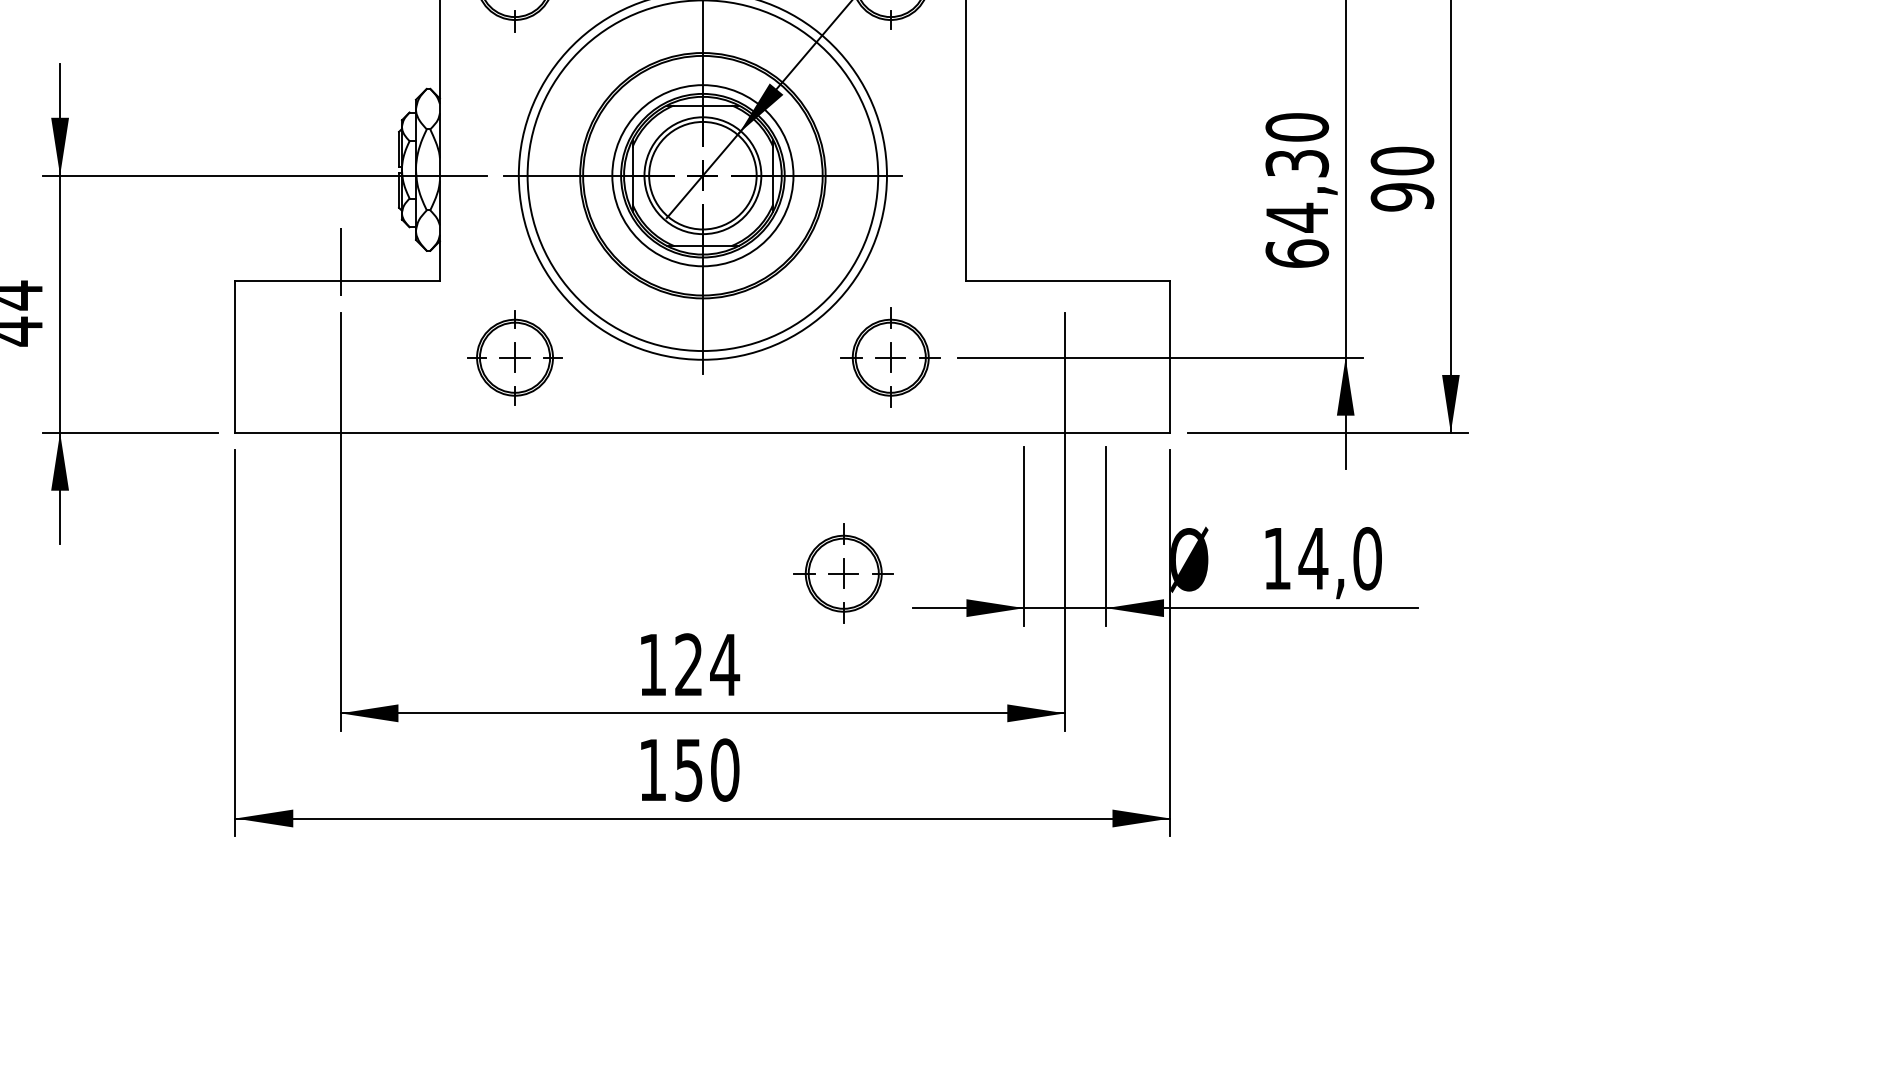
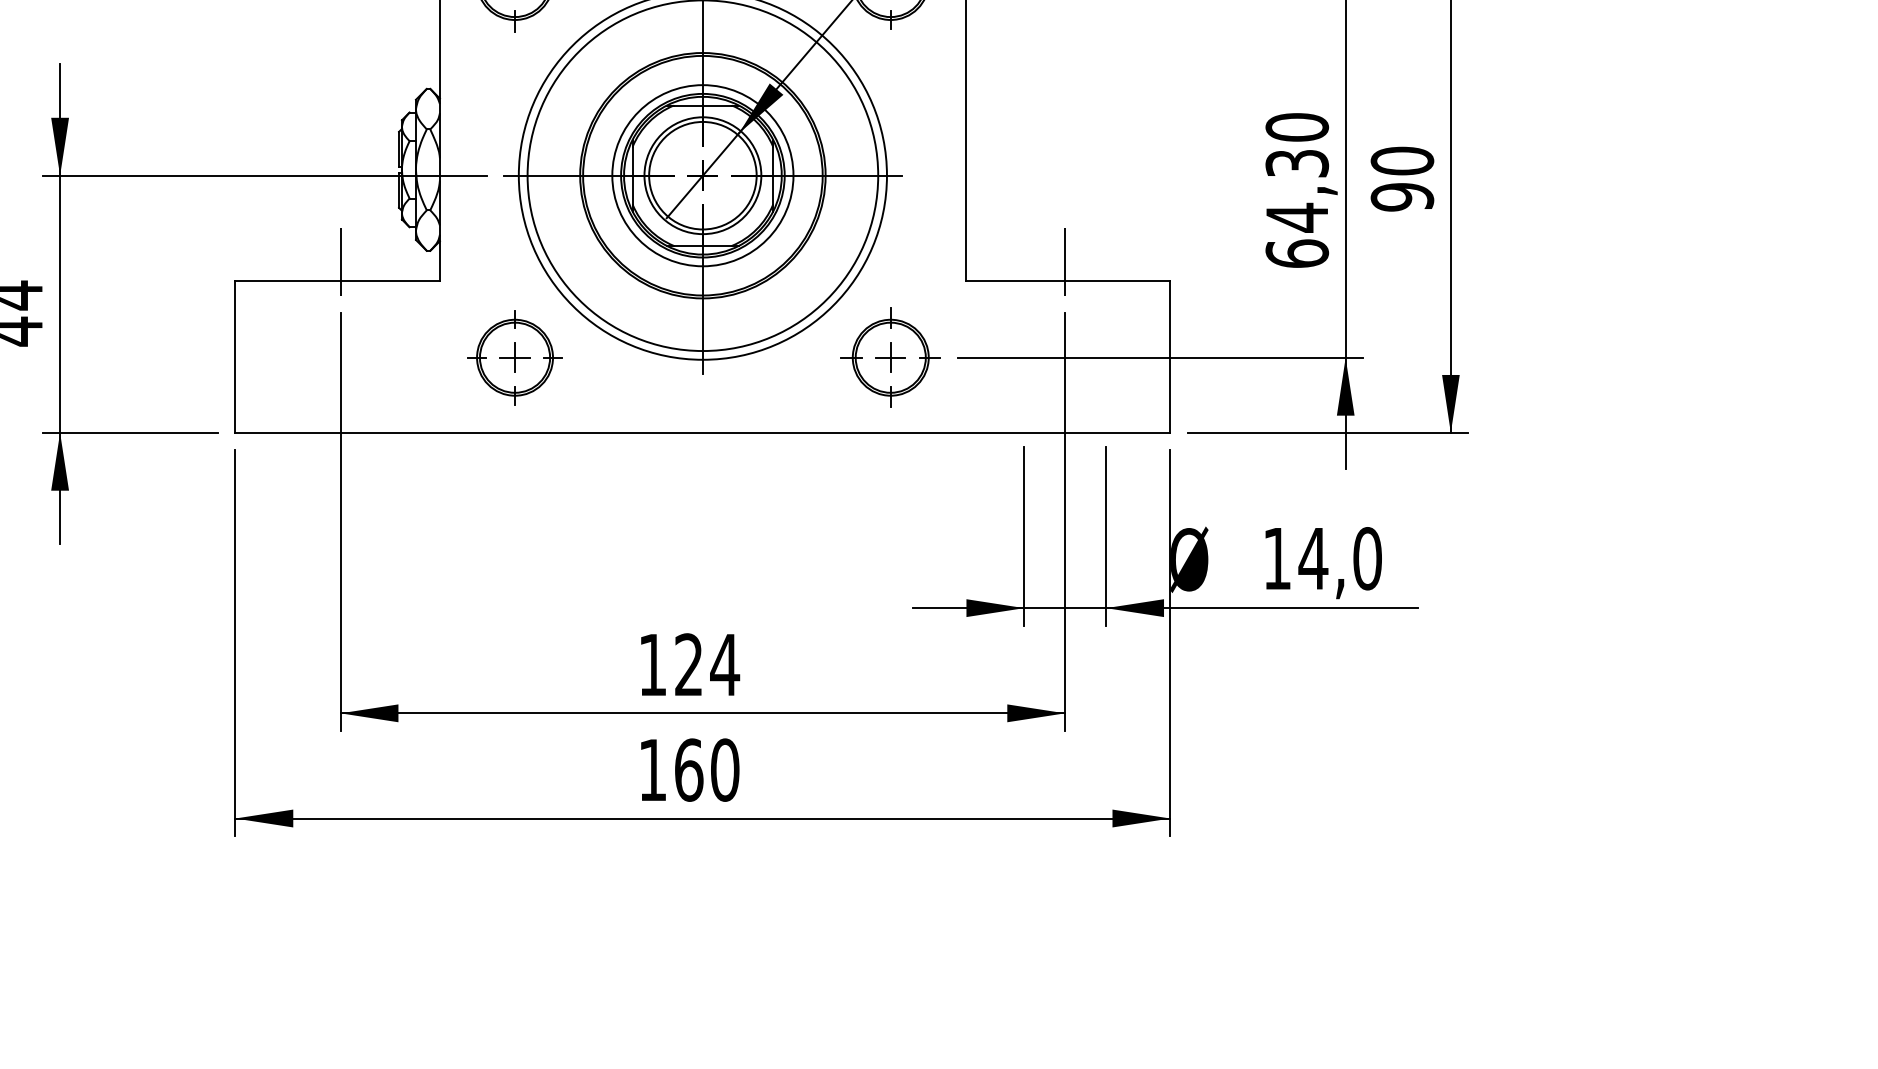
line: none -> present (1065, 261)
part: present -> none (843, 573)
text: 150 -> 160 (689, 769)
